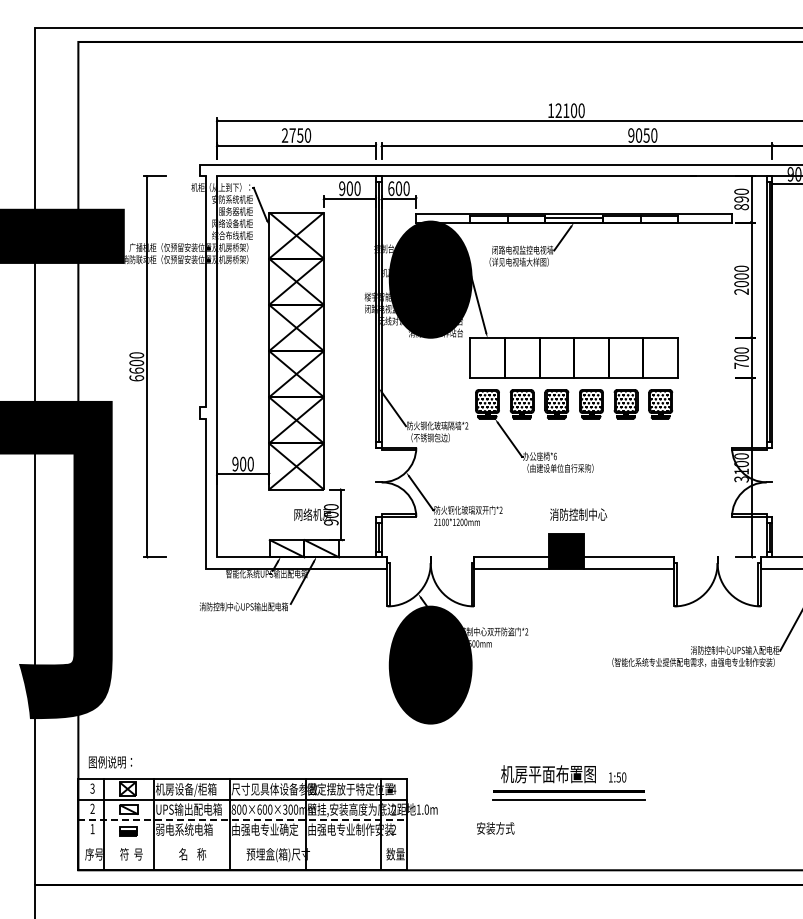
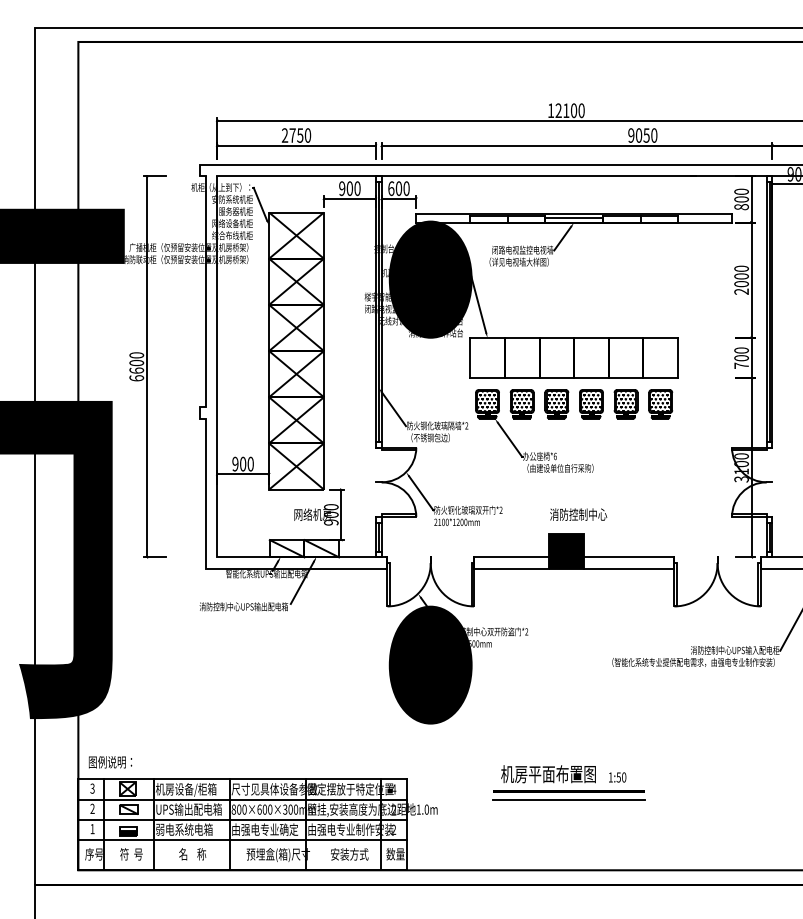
text: 890 -> 800 (741, 199)
line: dashed -> solid (243, 819)
text position: (495, 828) -> (349, 854) (349, 854)
line: none -> present (242, 839)
